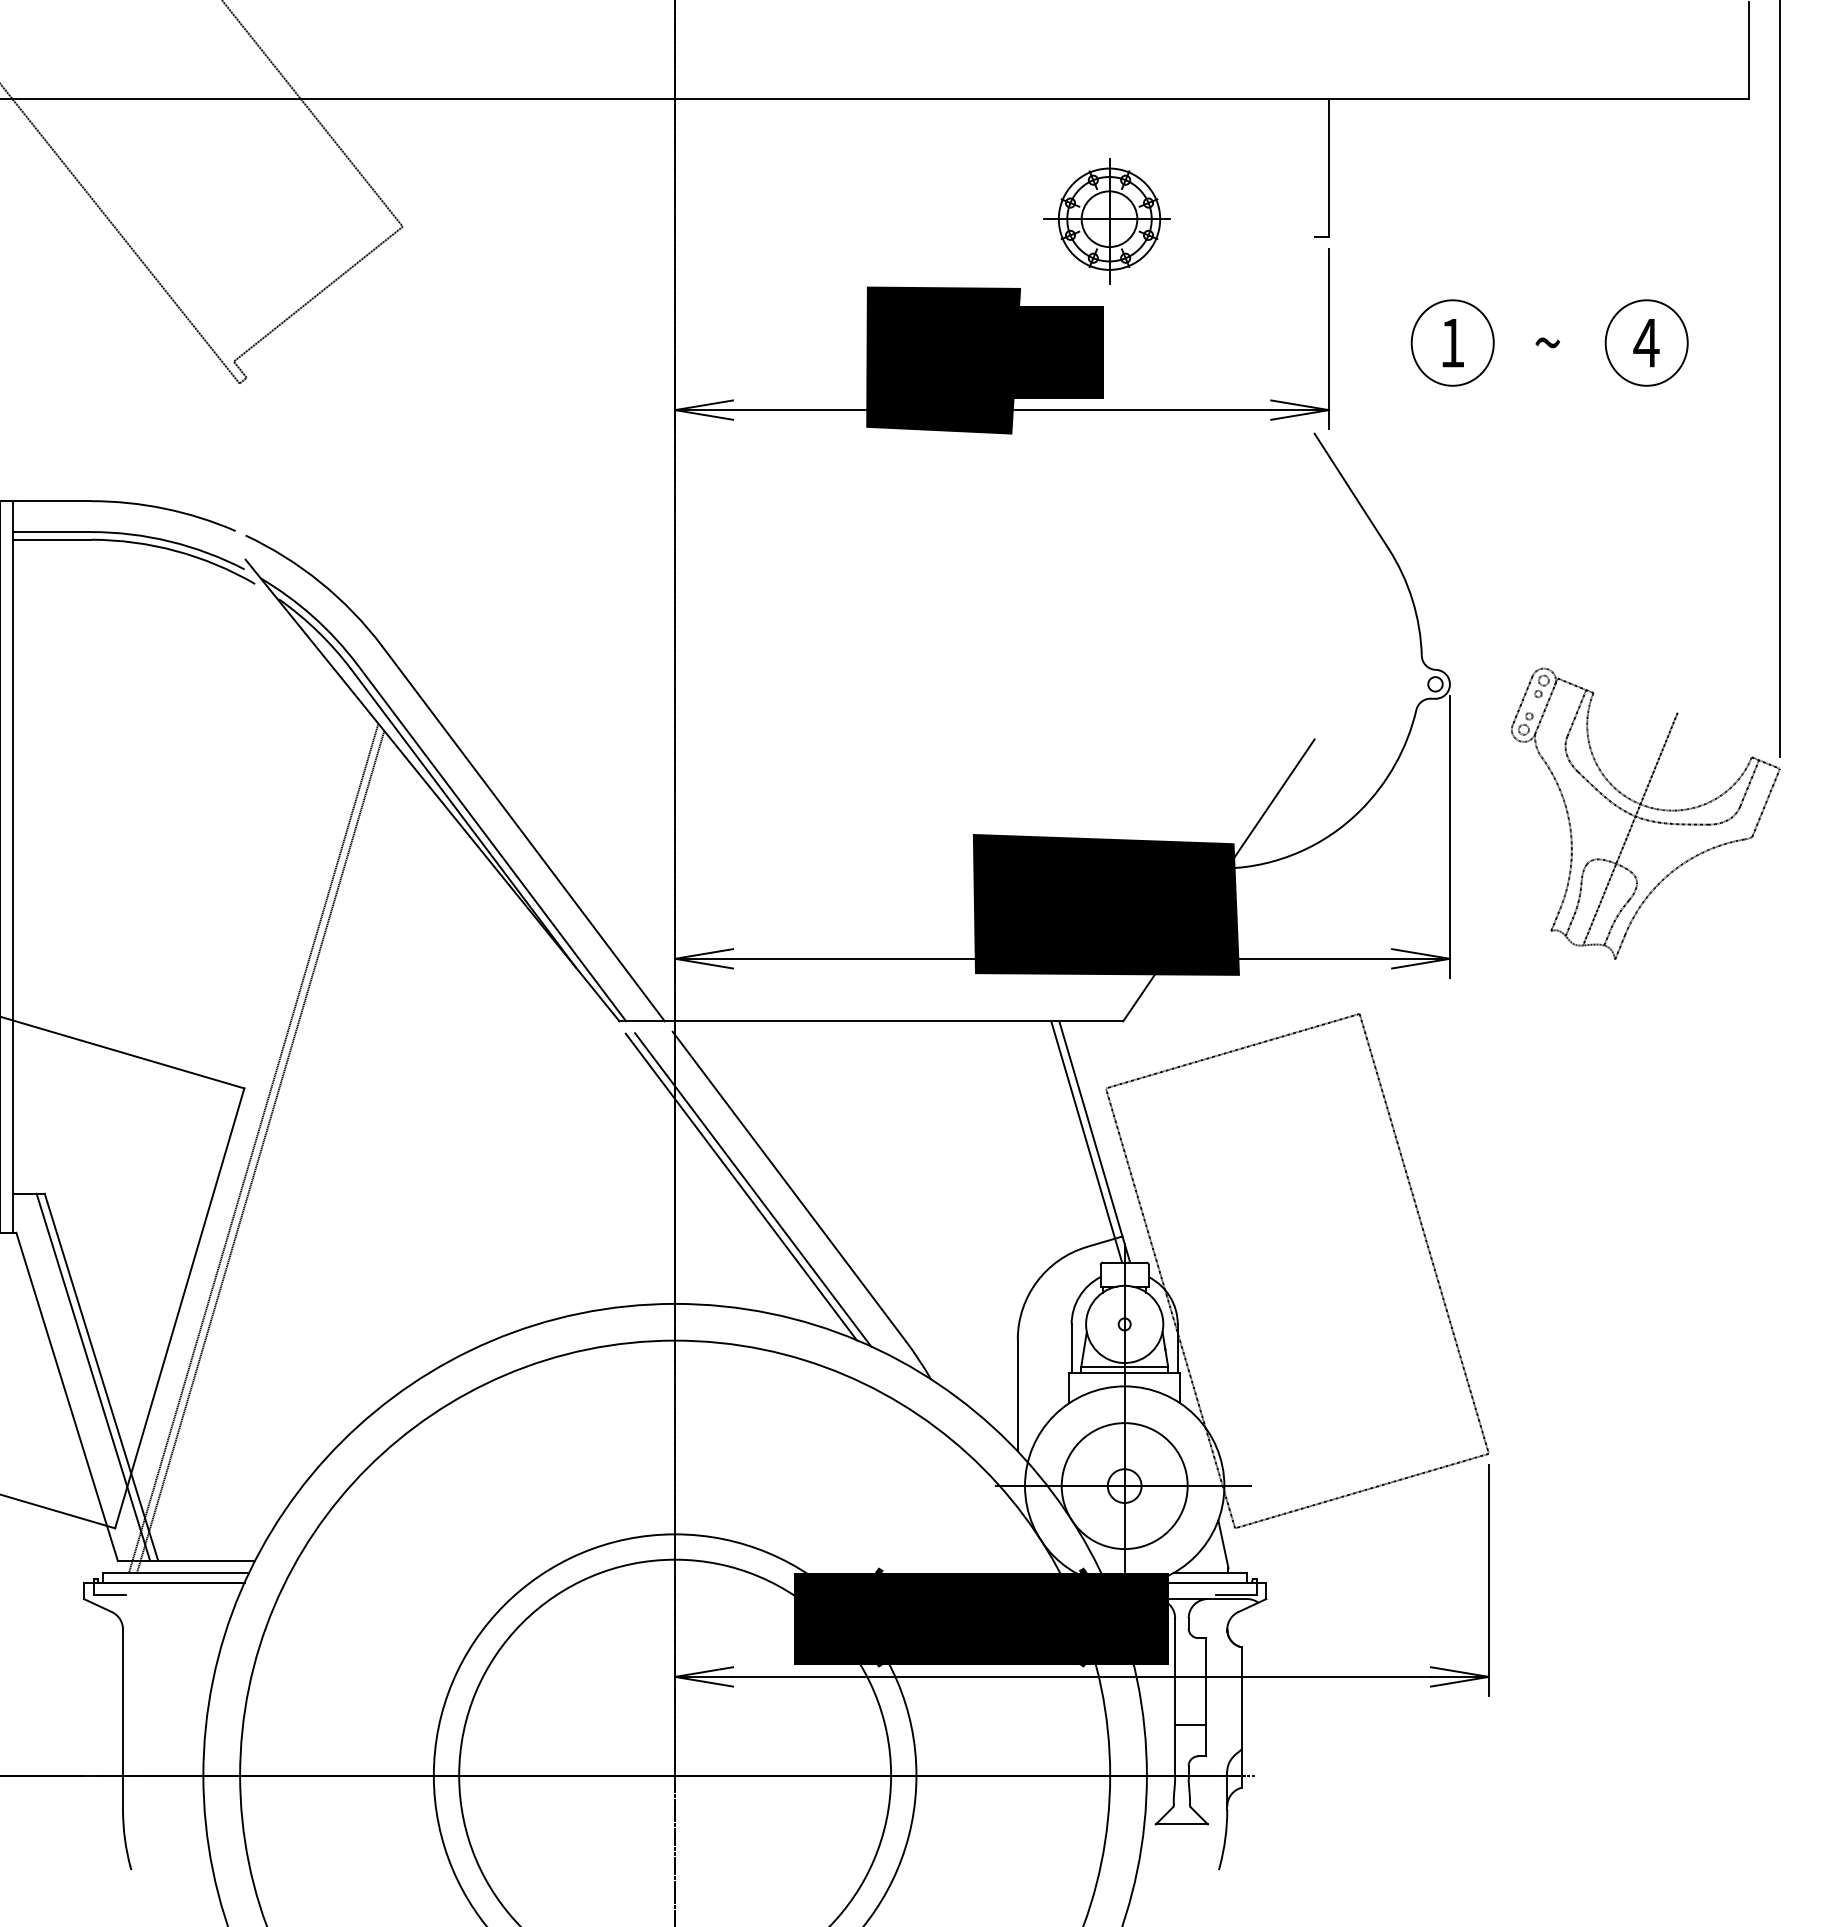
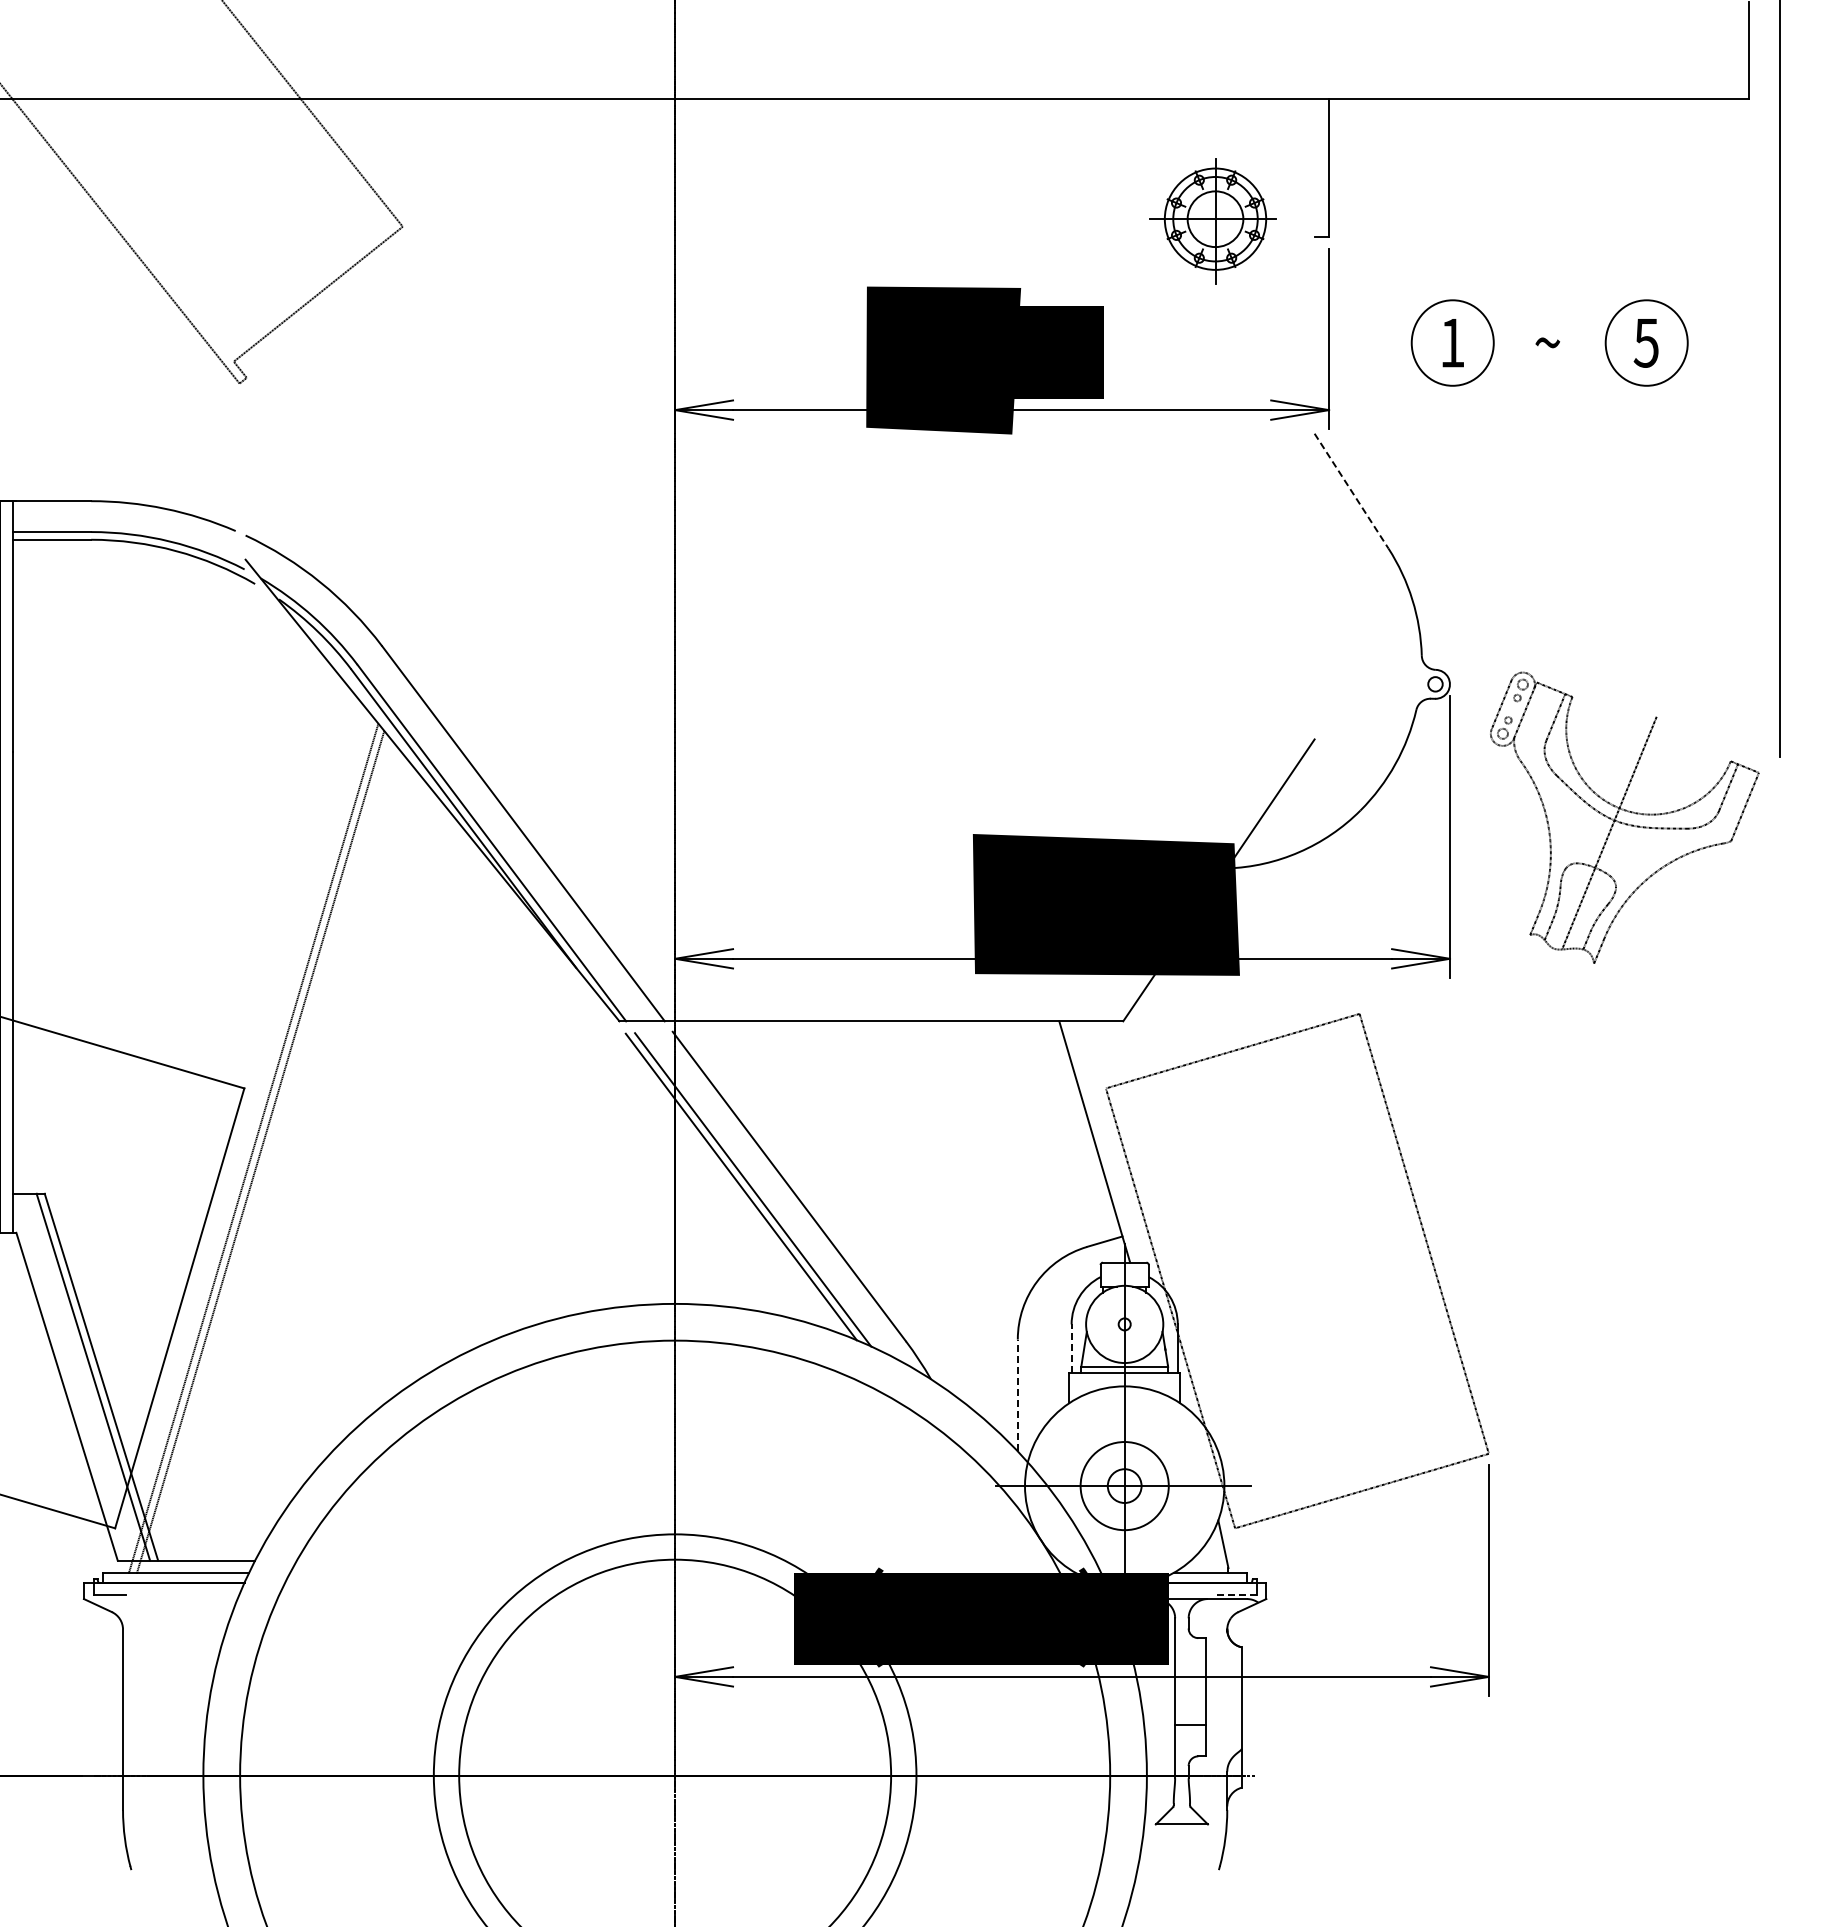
part position: (1106, 221) -> (1212, 221) (1212, 221)
text: 4 -> 5 (1646, 343)
line: solid -> dashed (1351, 491)
part position: (1645, 813) -> (1624, 817) (1624, 817)
line: present -> none (1086, 1141)
line: solid -> dashed (1071, 1348)
line: solid -> dashed (1017, 1395)
circle diameter: 126 px -> 88 px (1124, 1486)
line: solid -> dashed (1236, 1594)
